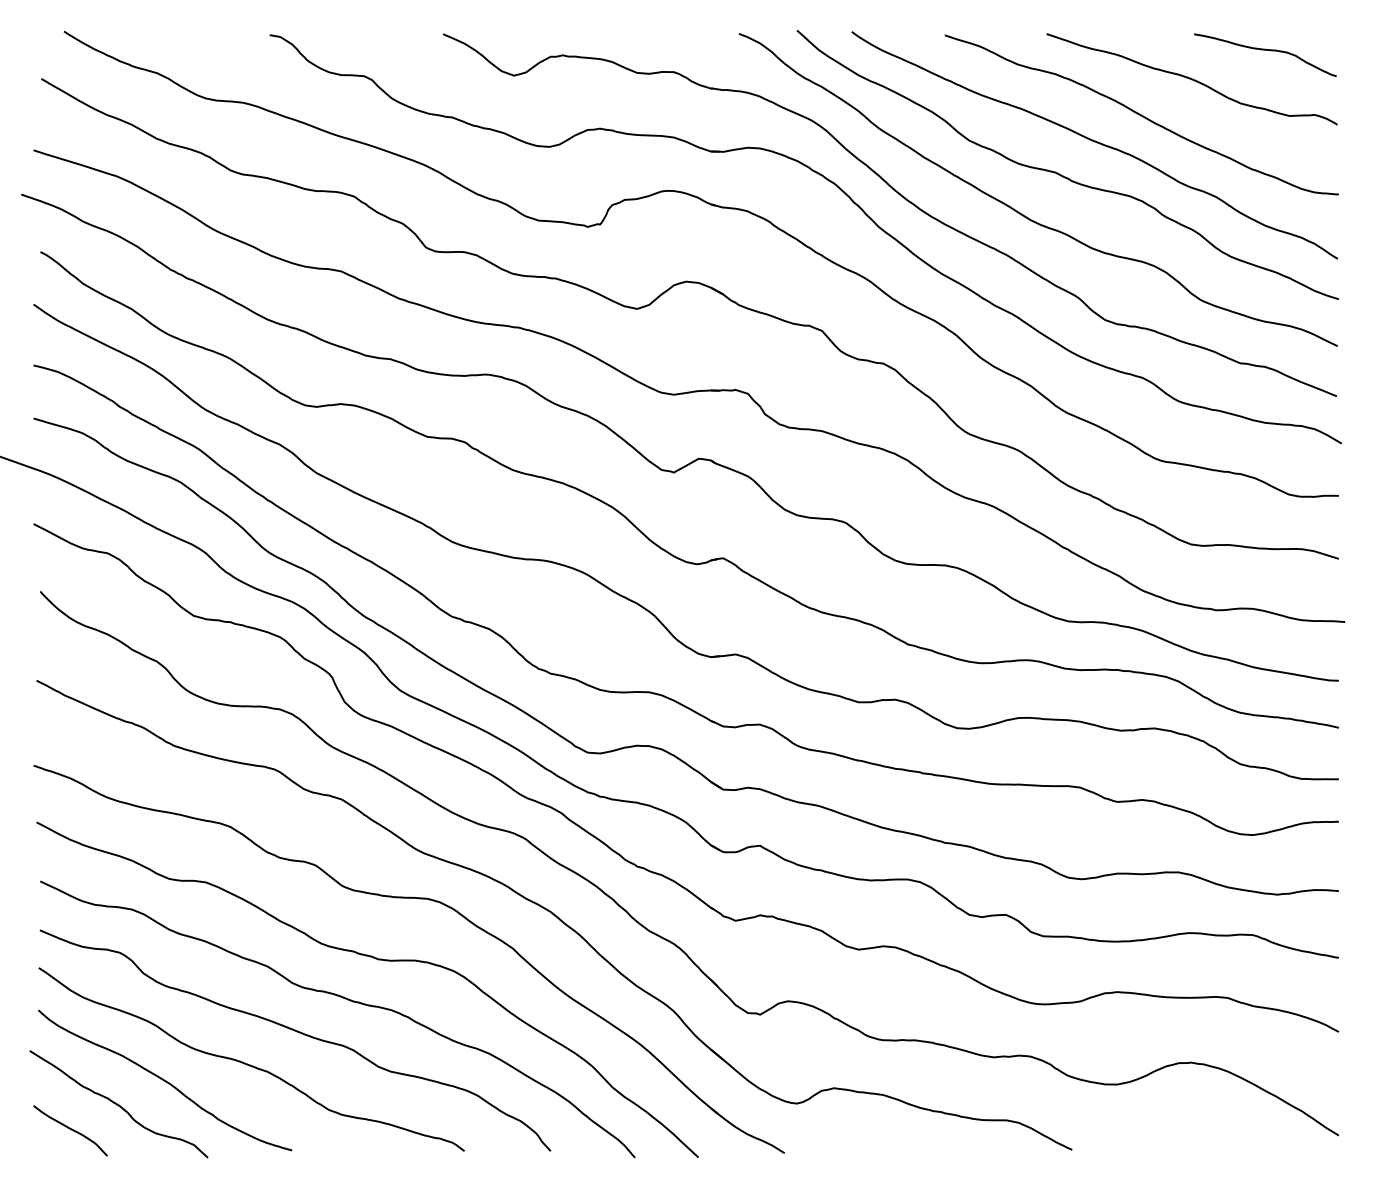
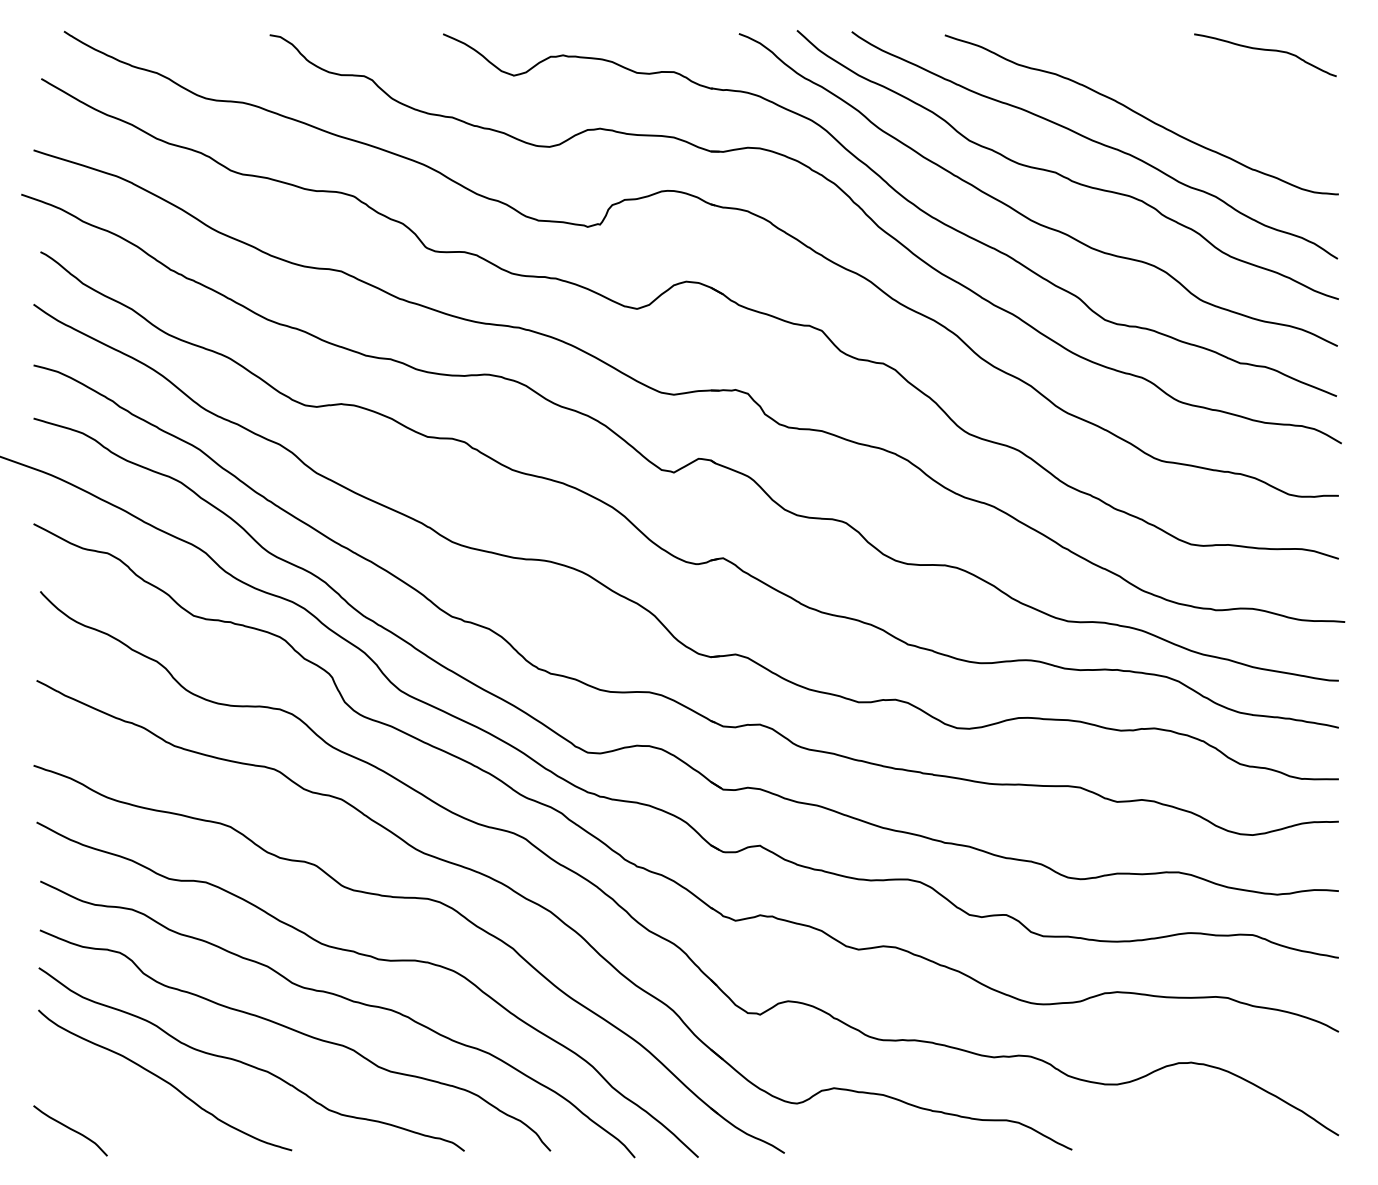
curve: present -> none (1191, 79)
curve: present -> none (118, 1104)
